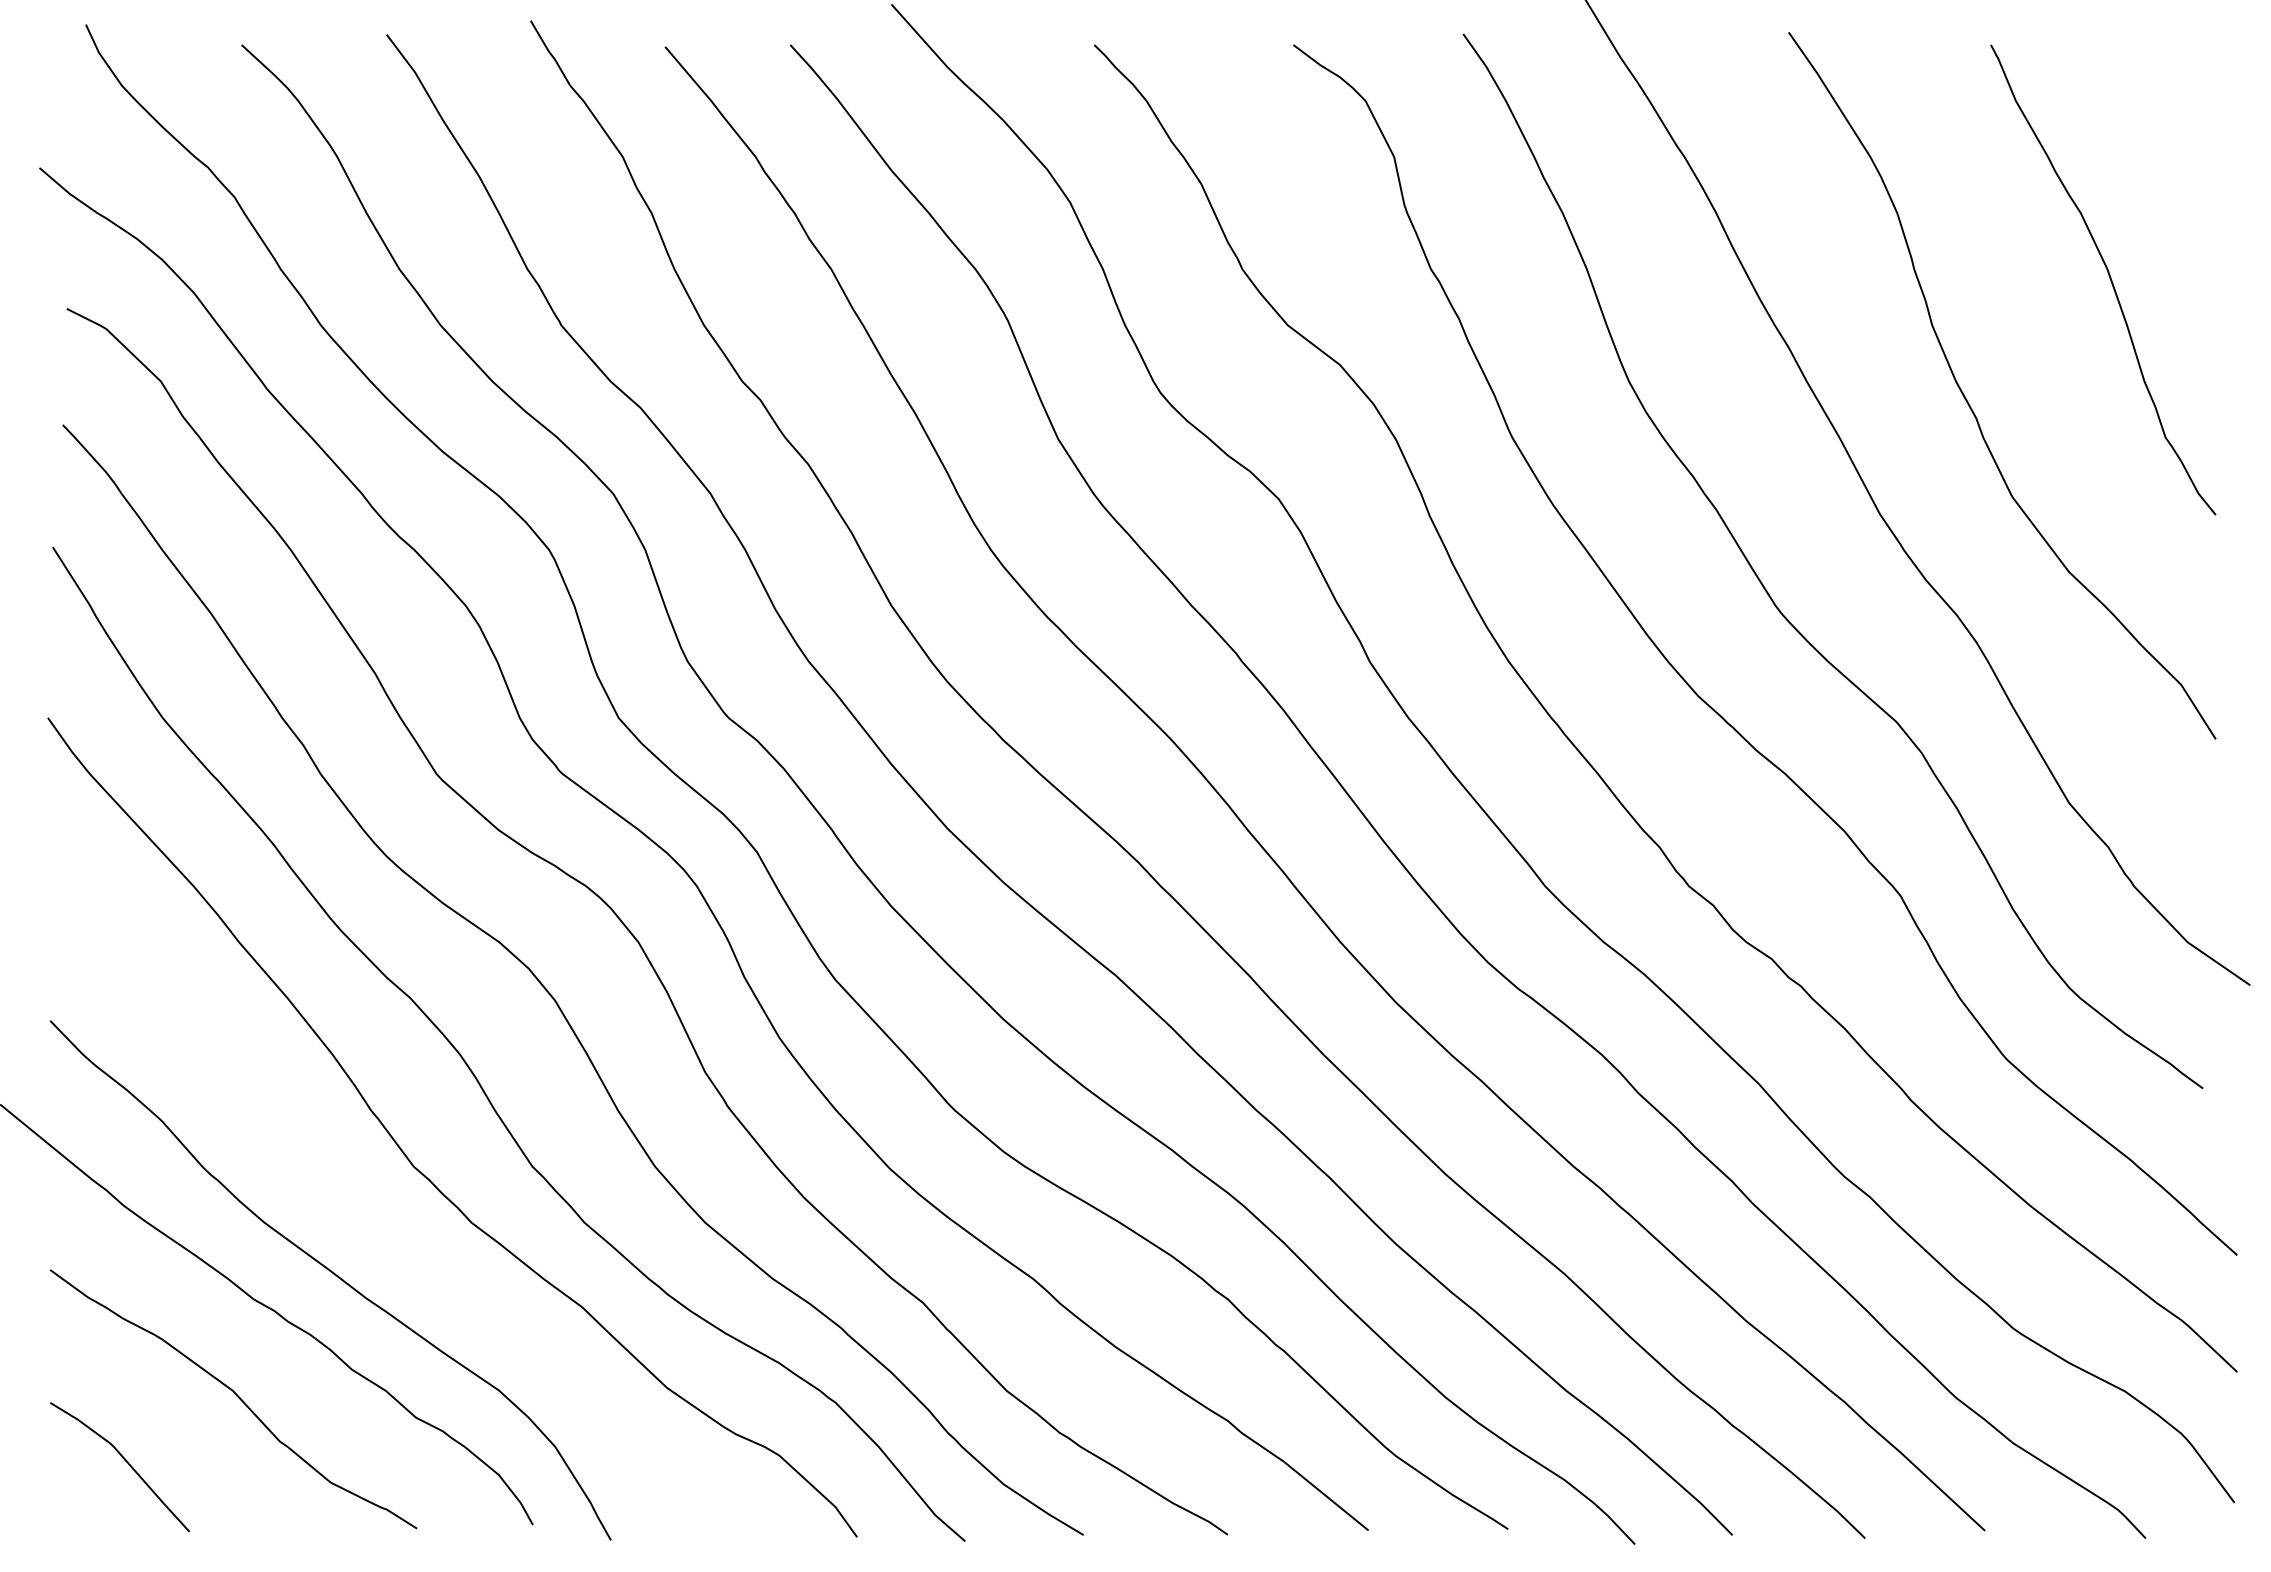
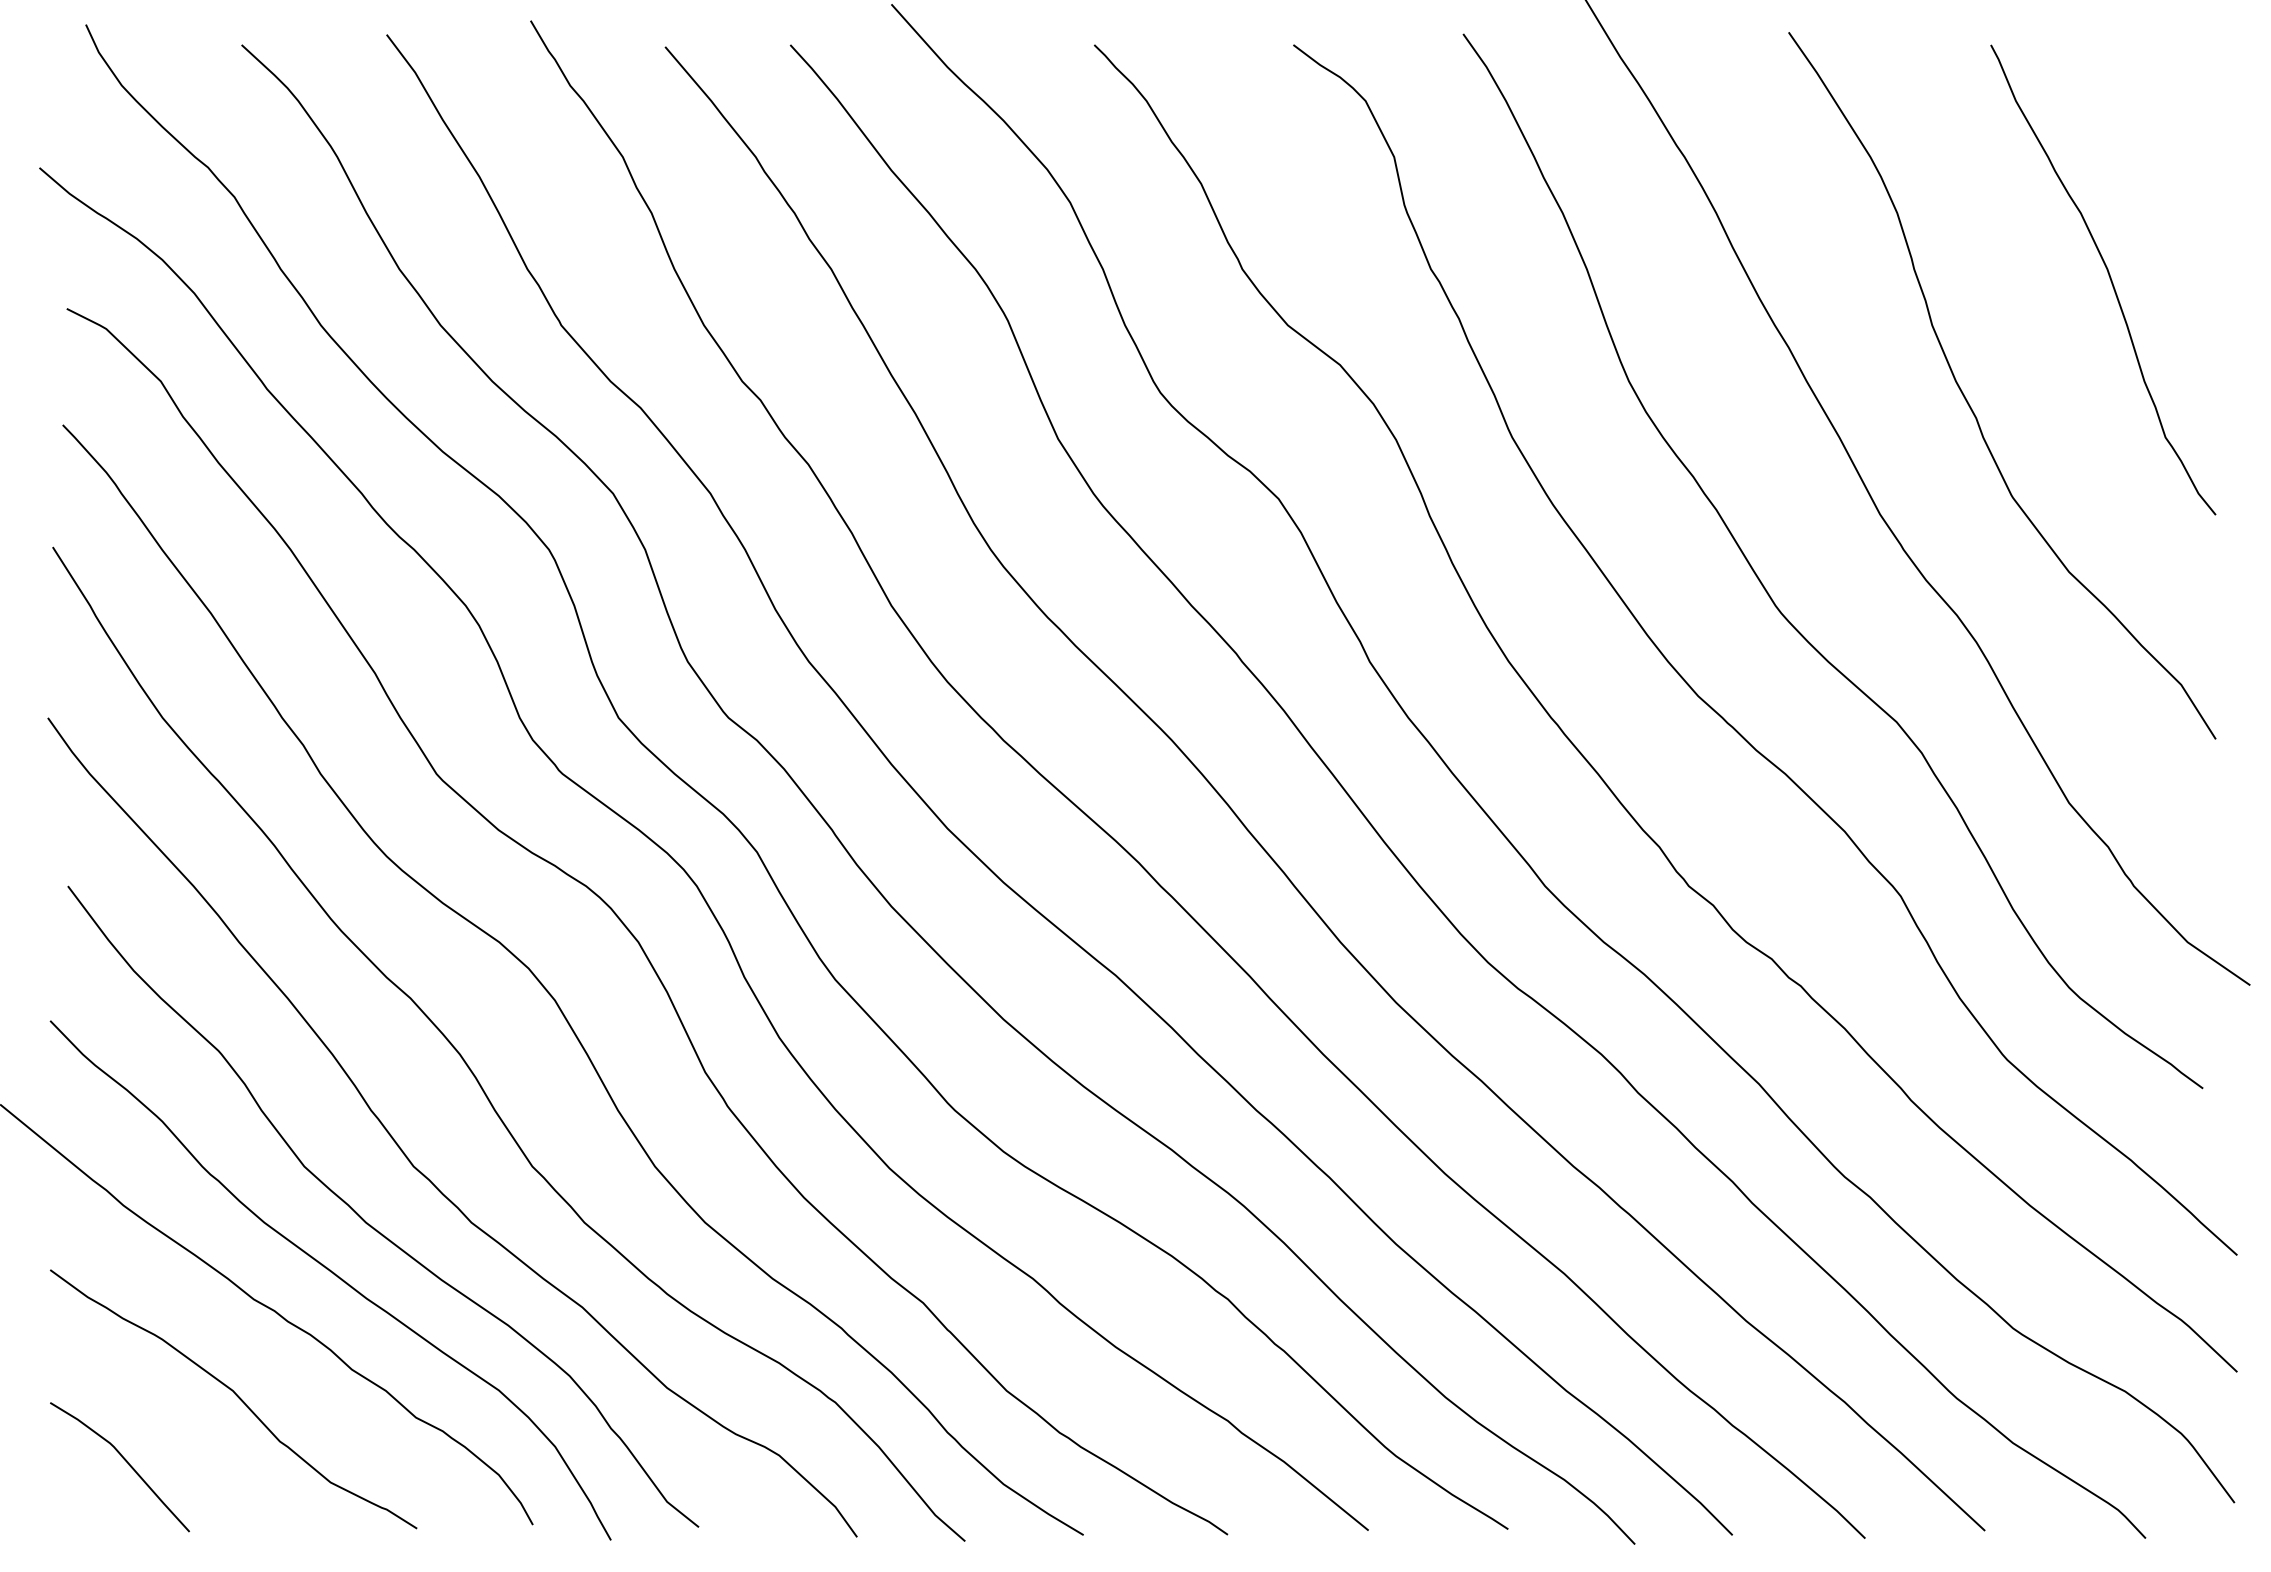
curve: none -> present (370, 1224)
